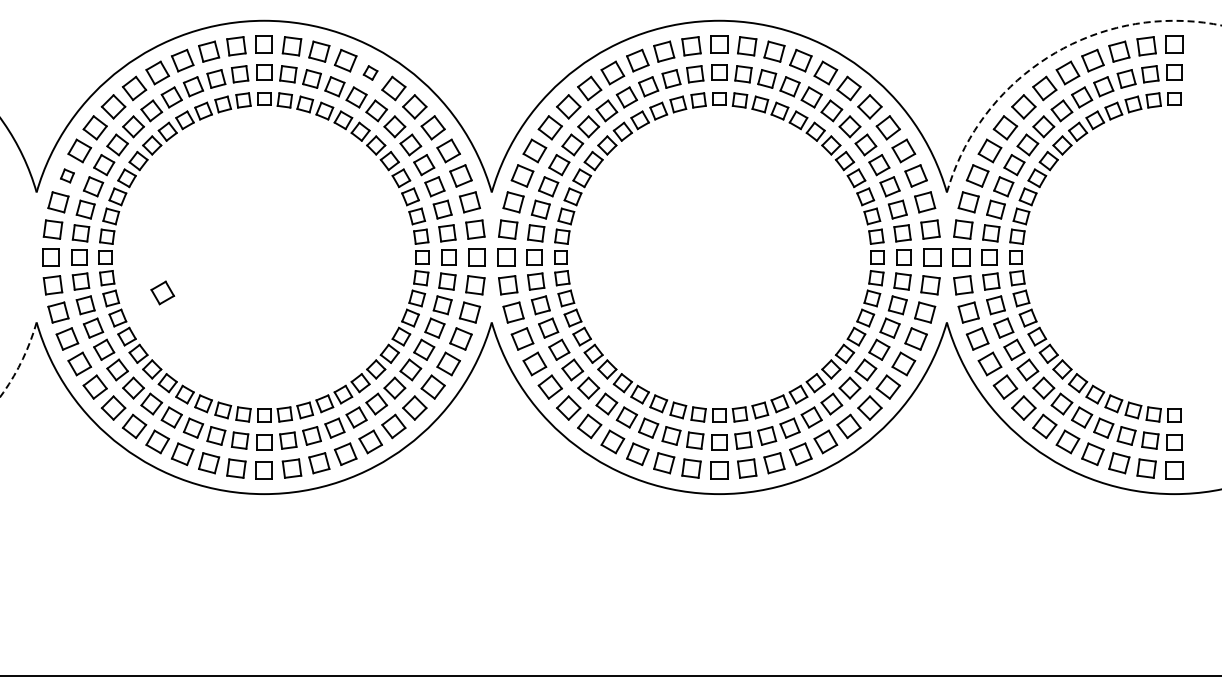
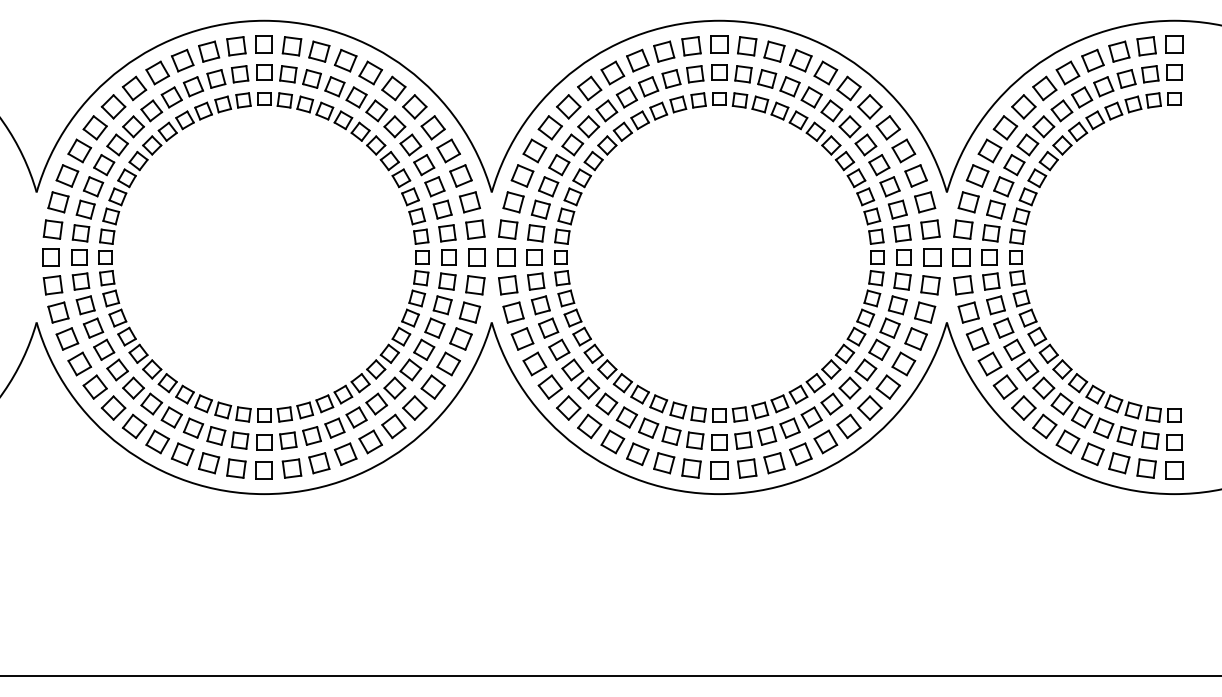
arc: dashed -> solid (1051, 55)
part size: 17x16 px -> 25x26 px (370, 72)
part size: 15x16 px -> 25x24 px (67, 175)
part: present -> none (162, 292)
arc: dashed -> solid (21, 361)
